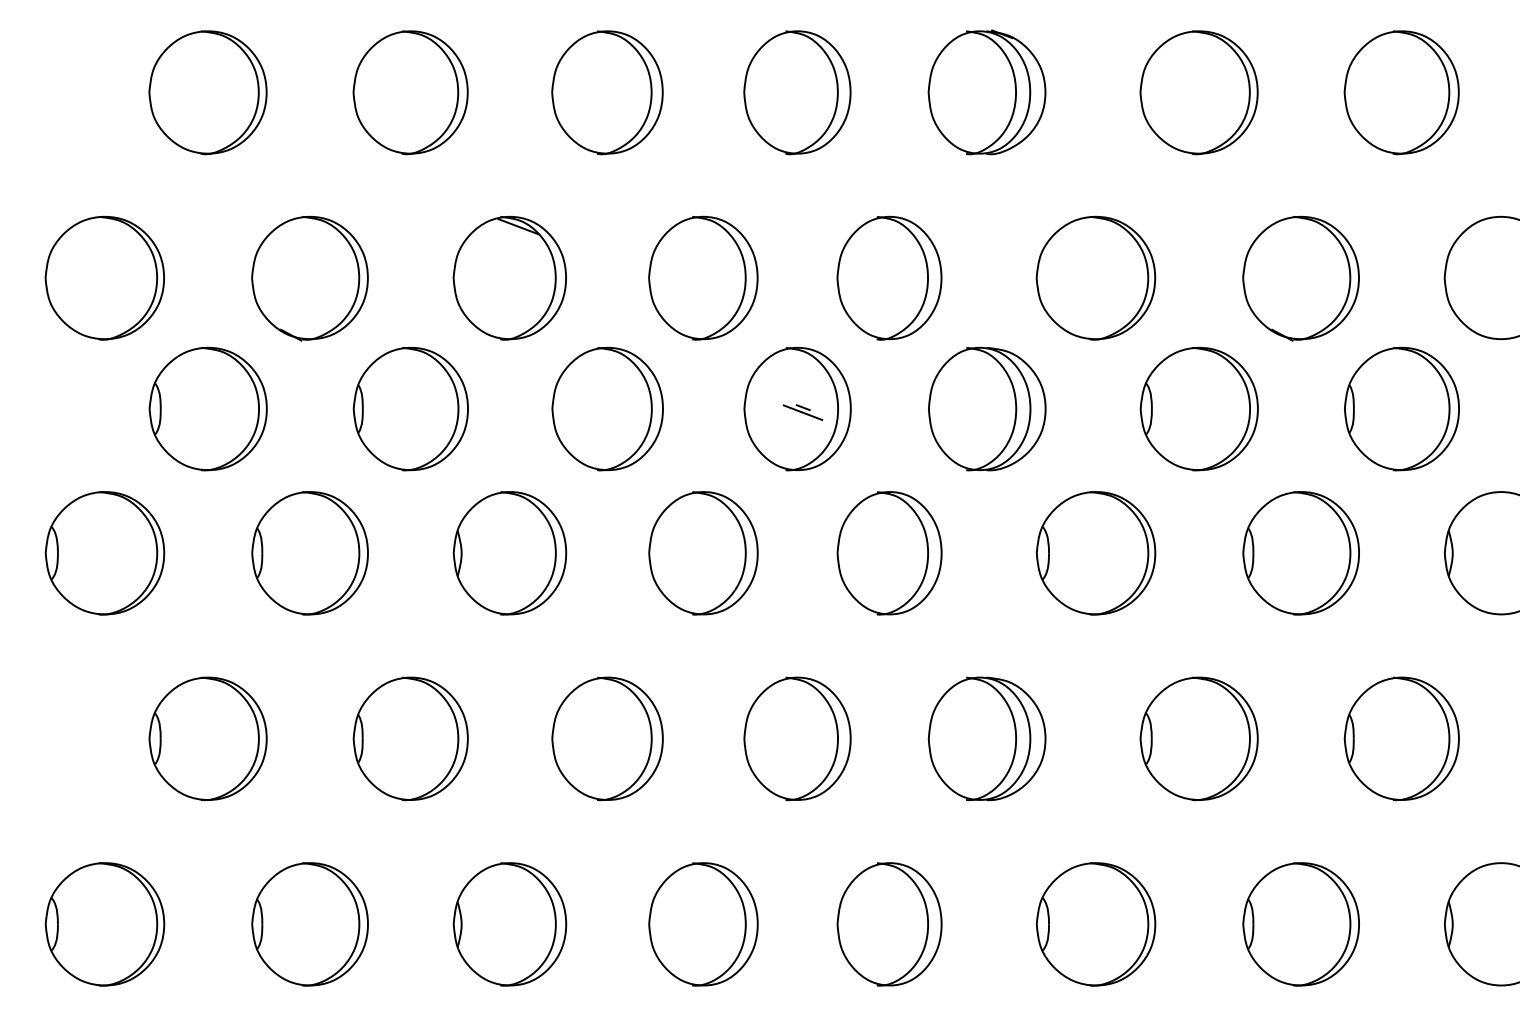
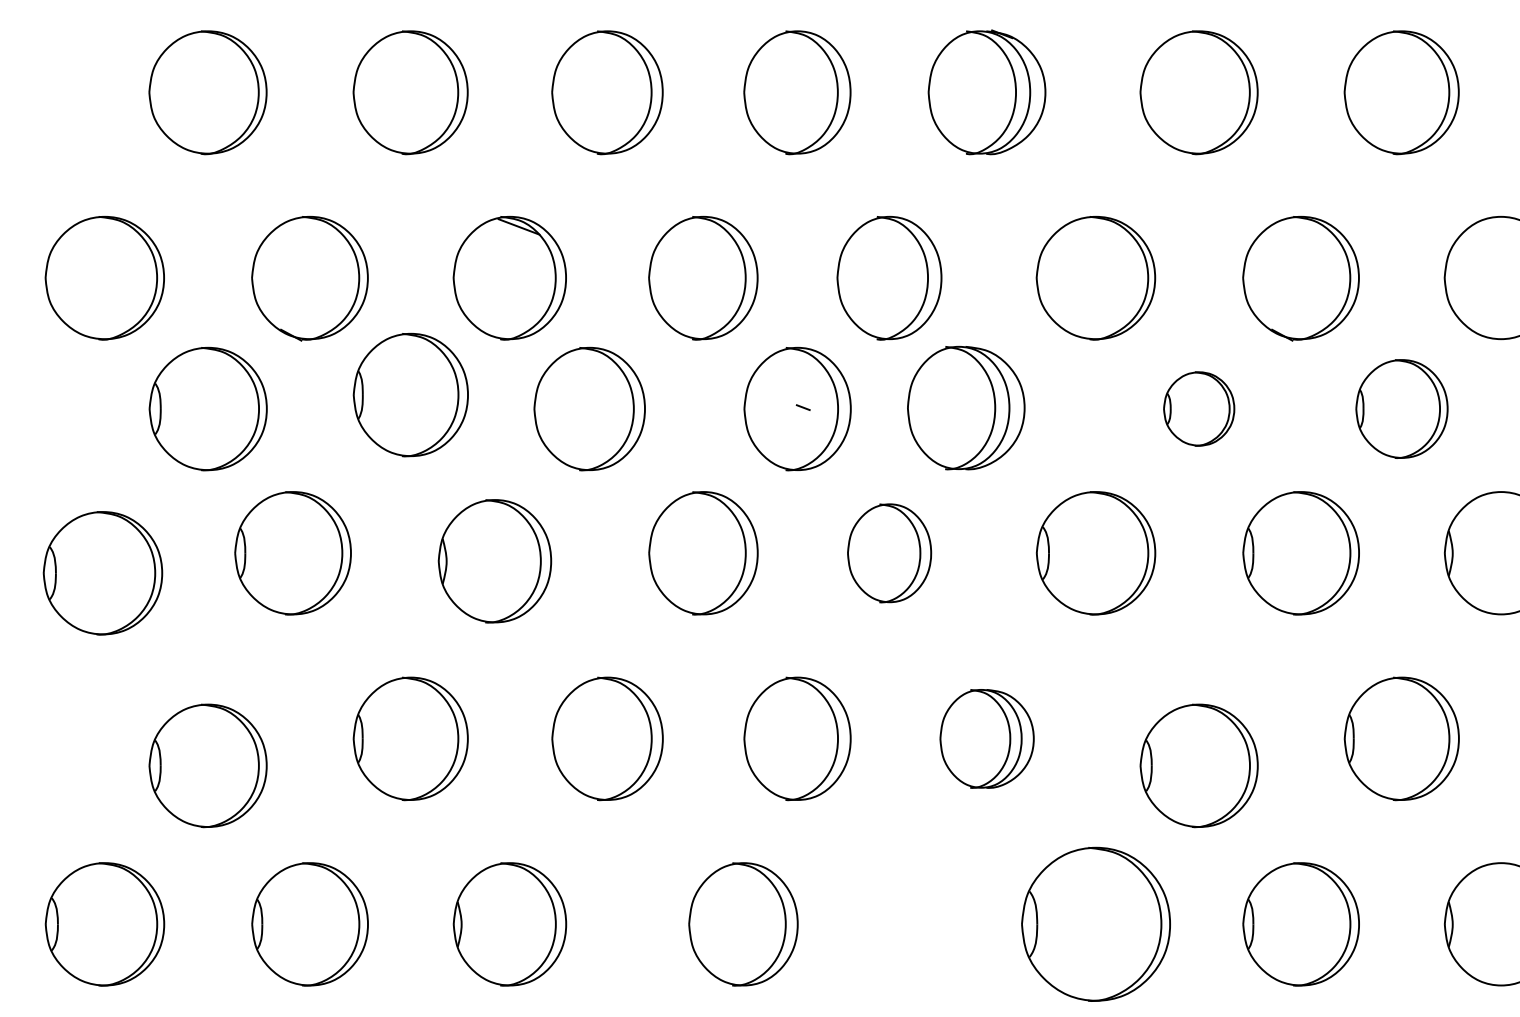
part position: (410, 408) -> (410, 394) (410, 394)
part position: (607, 408) -> (589, 408) (589, 408)
part position: (987, 408) -> (966, 407) (966, 407)
part size: 120x126 px -> 73x76 px (1199, 408)
part size: 116x126 px -> 94x100 px (1401, 408)
line: present -> none (802, 412)
part position: (104, 553) -> (102, 573) (102, 573)
part position: (309, 553) -> (292, 553) (292, 553)
part position: (509, 553) -> (494, 561) (494, 561)
part size: 107x125 px -> 86x101 px (889, 553)
part position: (207, 738) -> (207, 765) (207, 765)
part size: 120x126 px -> 96x100 px (986, 738)
part position: (1198, 738) -> (1198, 765) (1198, 765)
part position: (703, 924) -> (743, 924) (743, 924)
part: present -> none (889, 924)
part size: 122x125 px -> 150x156 px (1095, 923)
